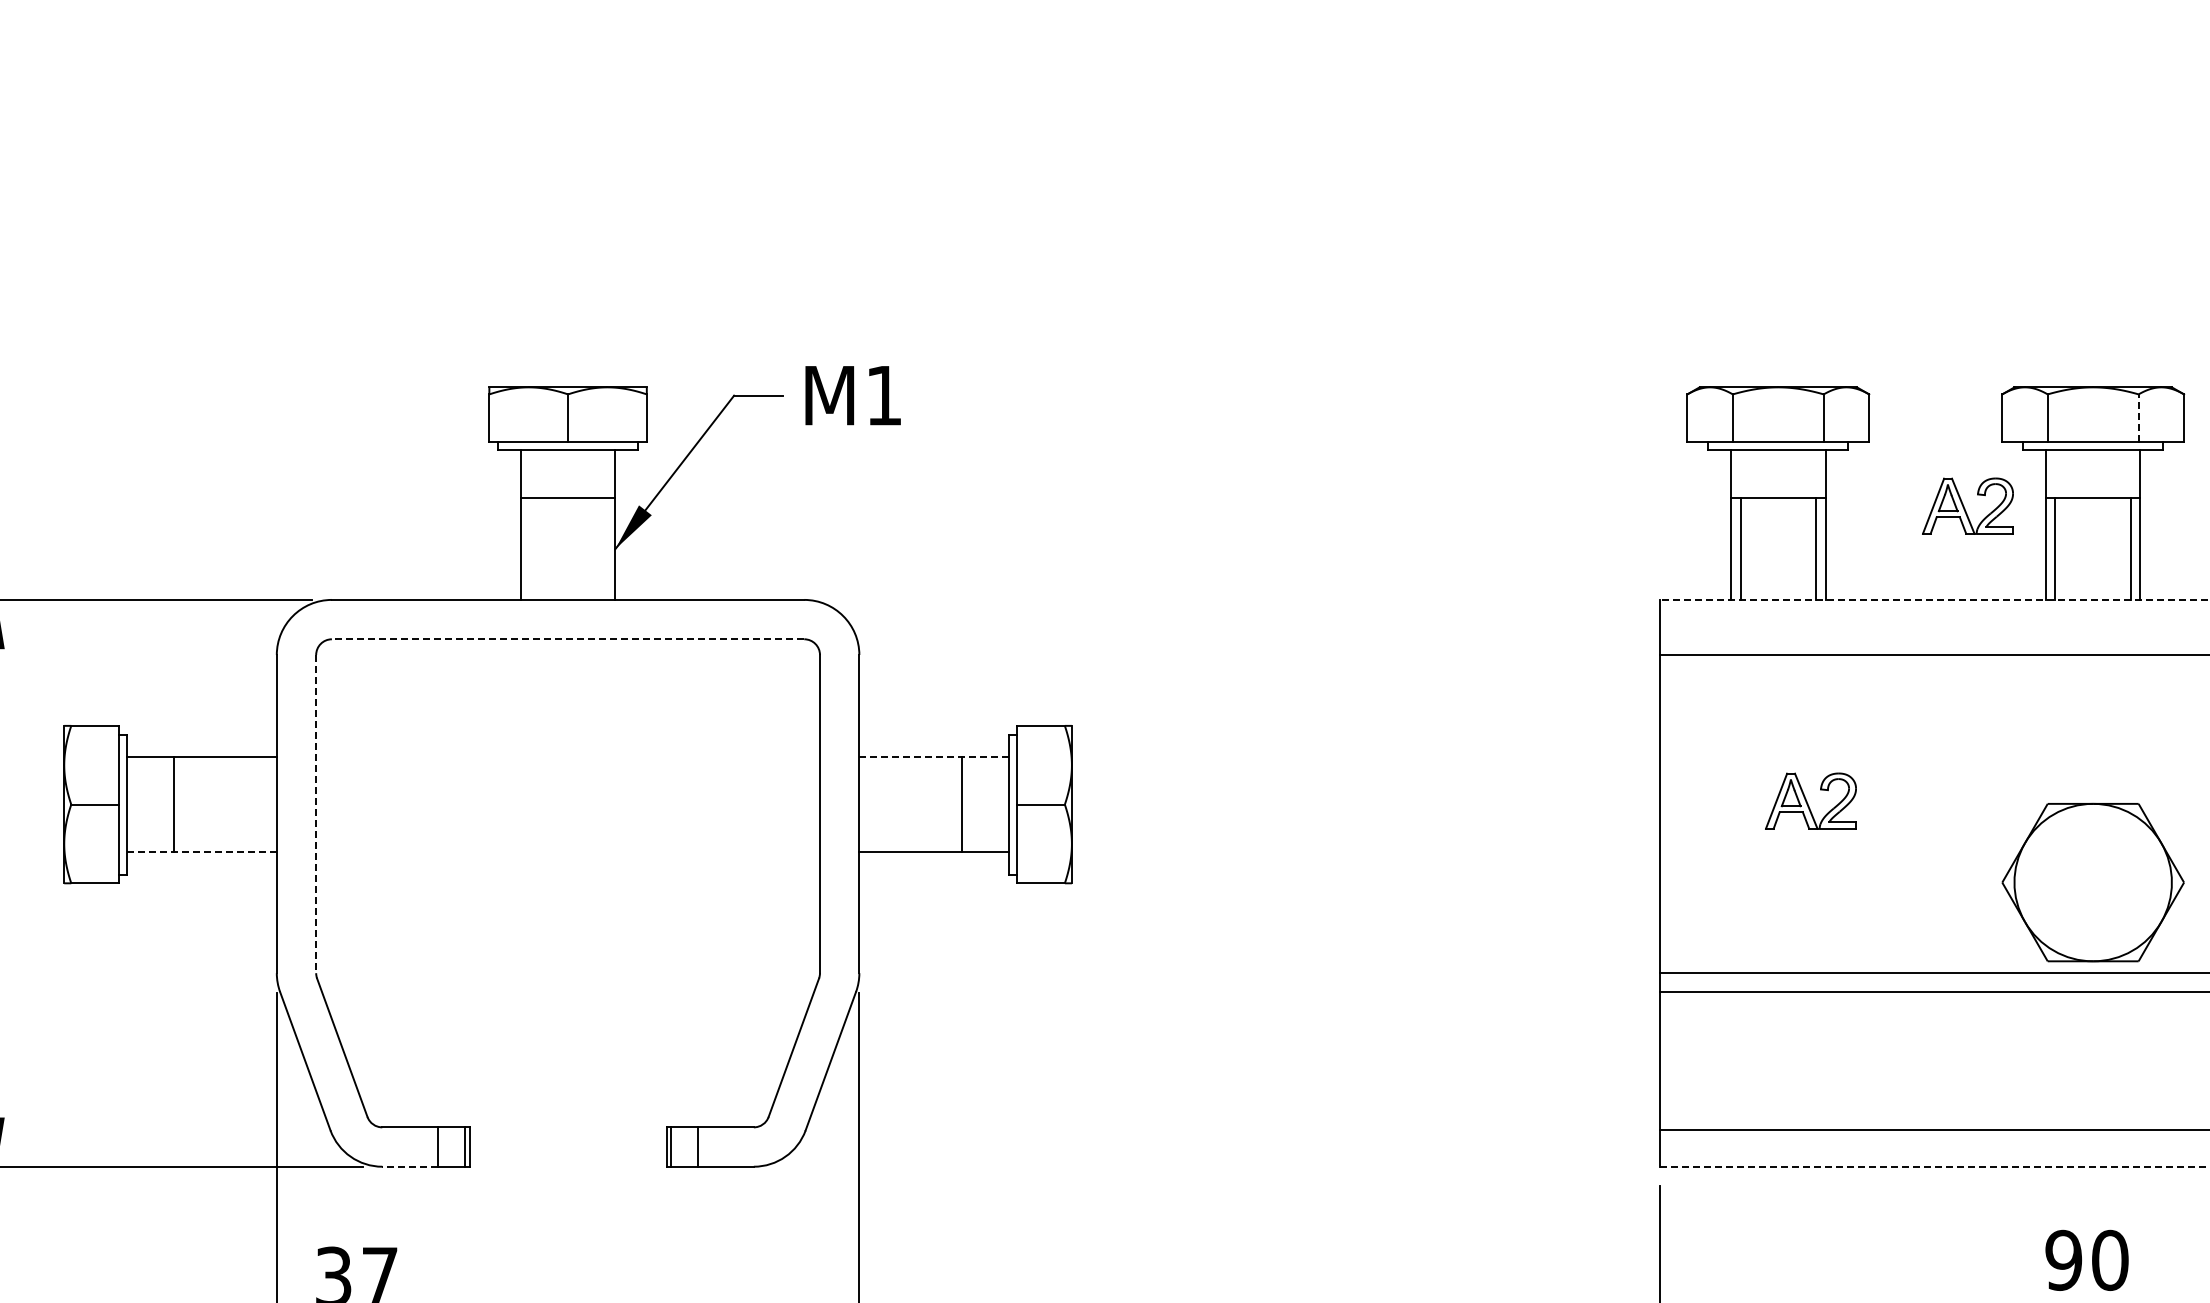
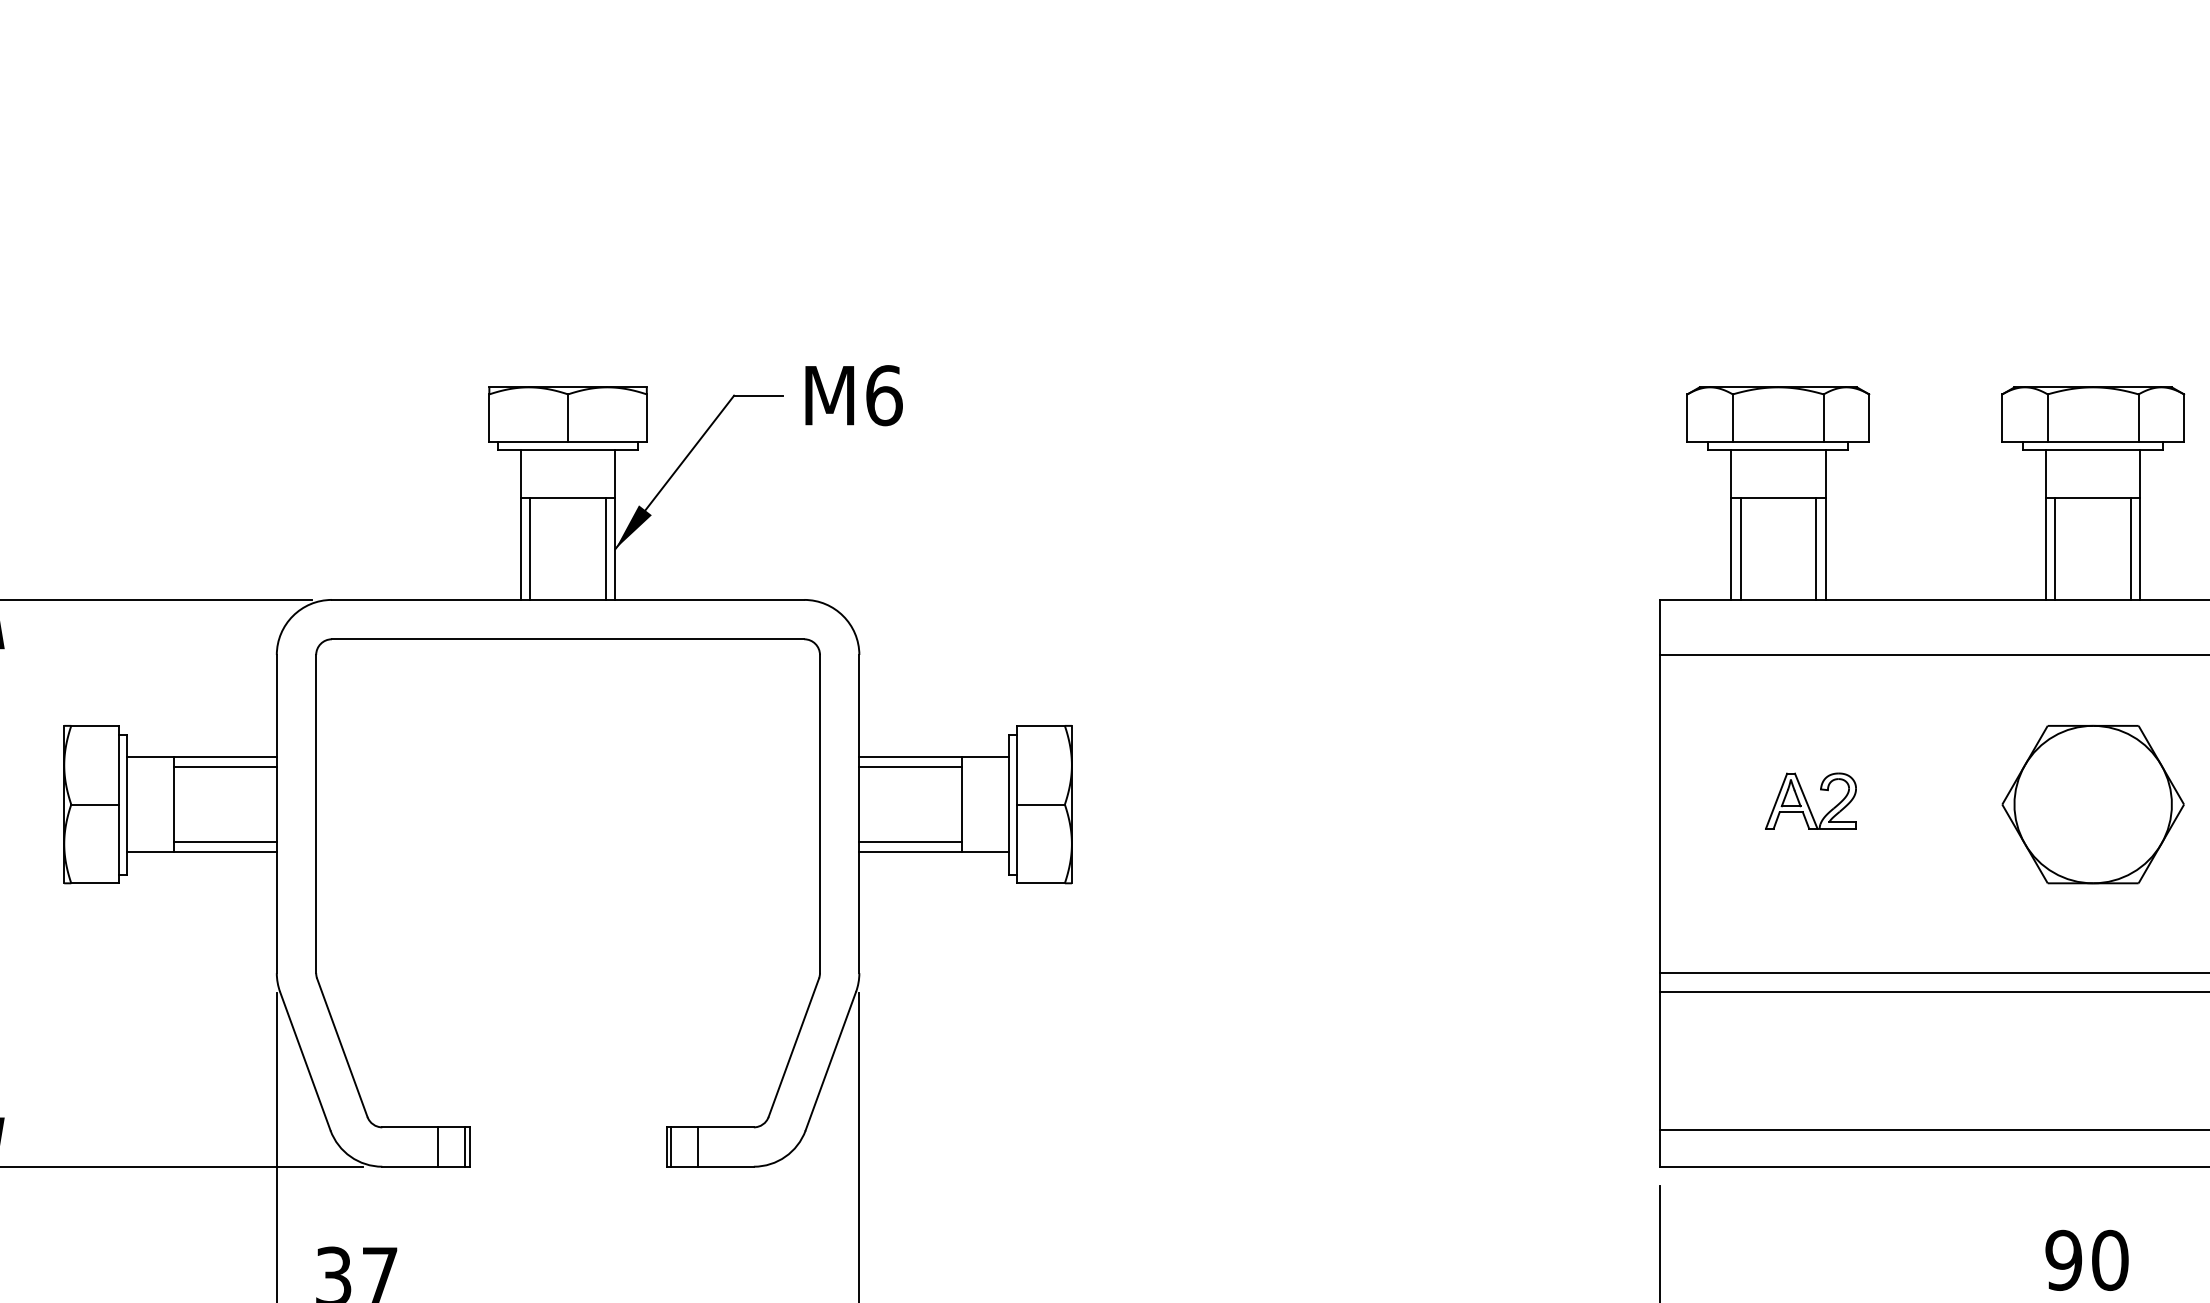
text: M1 -> M6 (884, 395)
line: dashed -> solid (2138, 417)
part: present -> none (1967, 505)
line: none -> present (530, 548)
line: none -> present (605, 548)
line: dashed -> solid (1935, 599)
line: dashed -> solid (567, 639)
line: dashed -> solid (934, 757)
line: none -> present (225, 766)
line: none -> present (910, 766)
line: dashed -> solid (316, 814)
line: none -> present (225, 842)
line: none -> present (910, 842)
line: dashed -> solid (202, 851)
part position: (2092, 882) -> (2092, 804) (2092, 804)
line: dashed -> solid (410, 1166)
line: dashed -> solid (1935, 1166)
